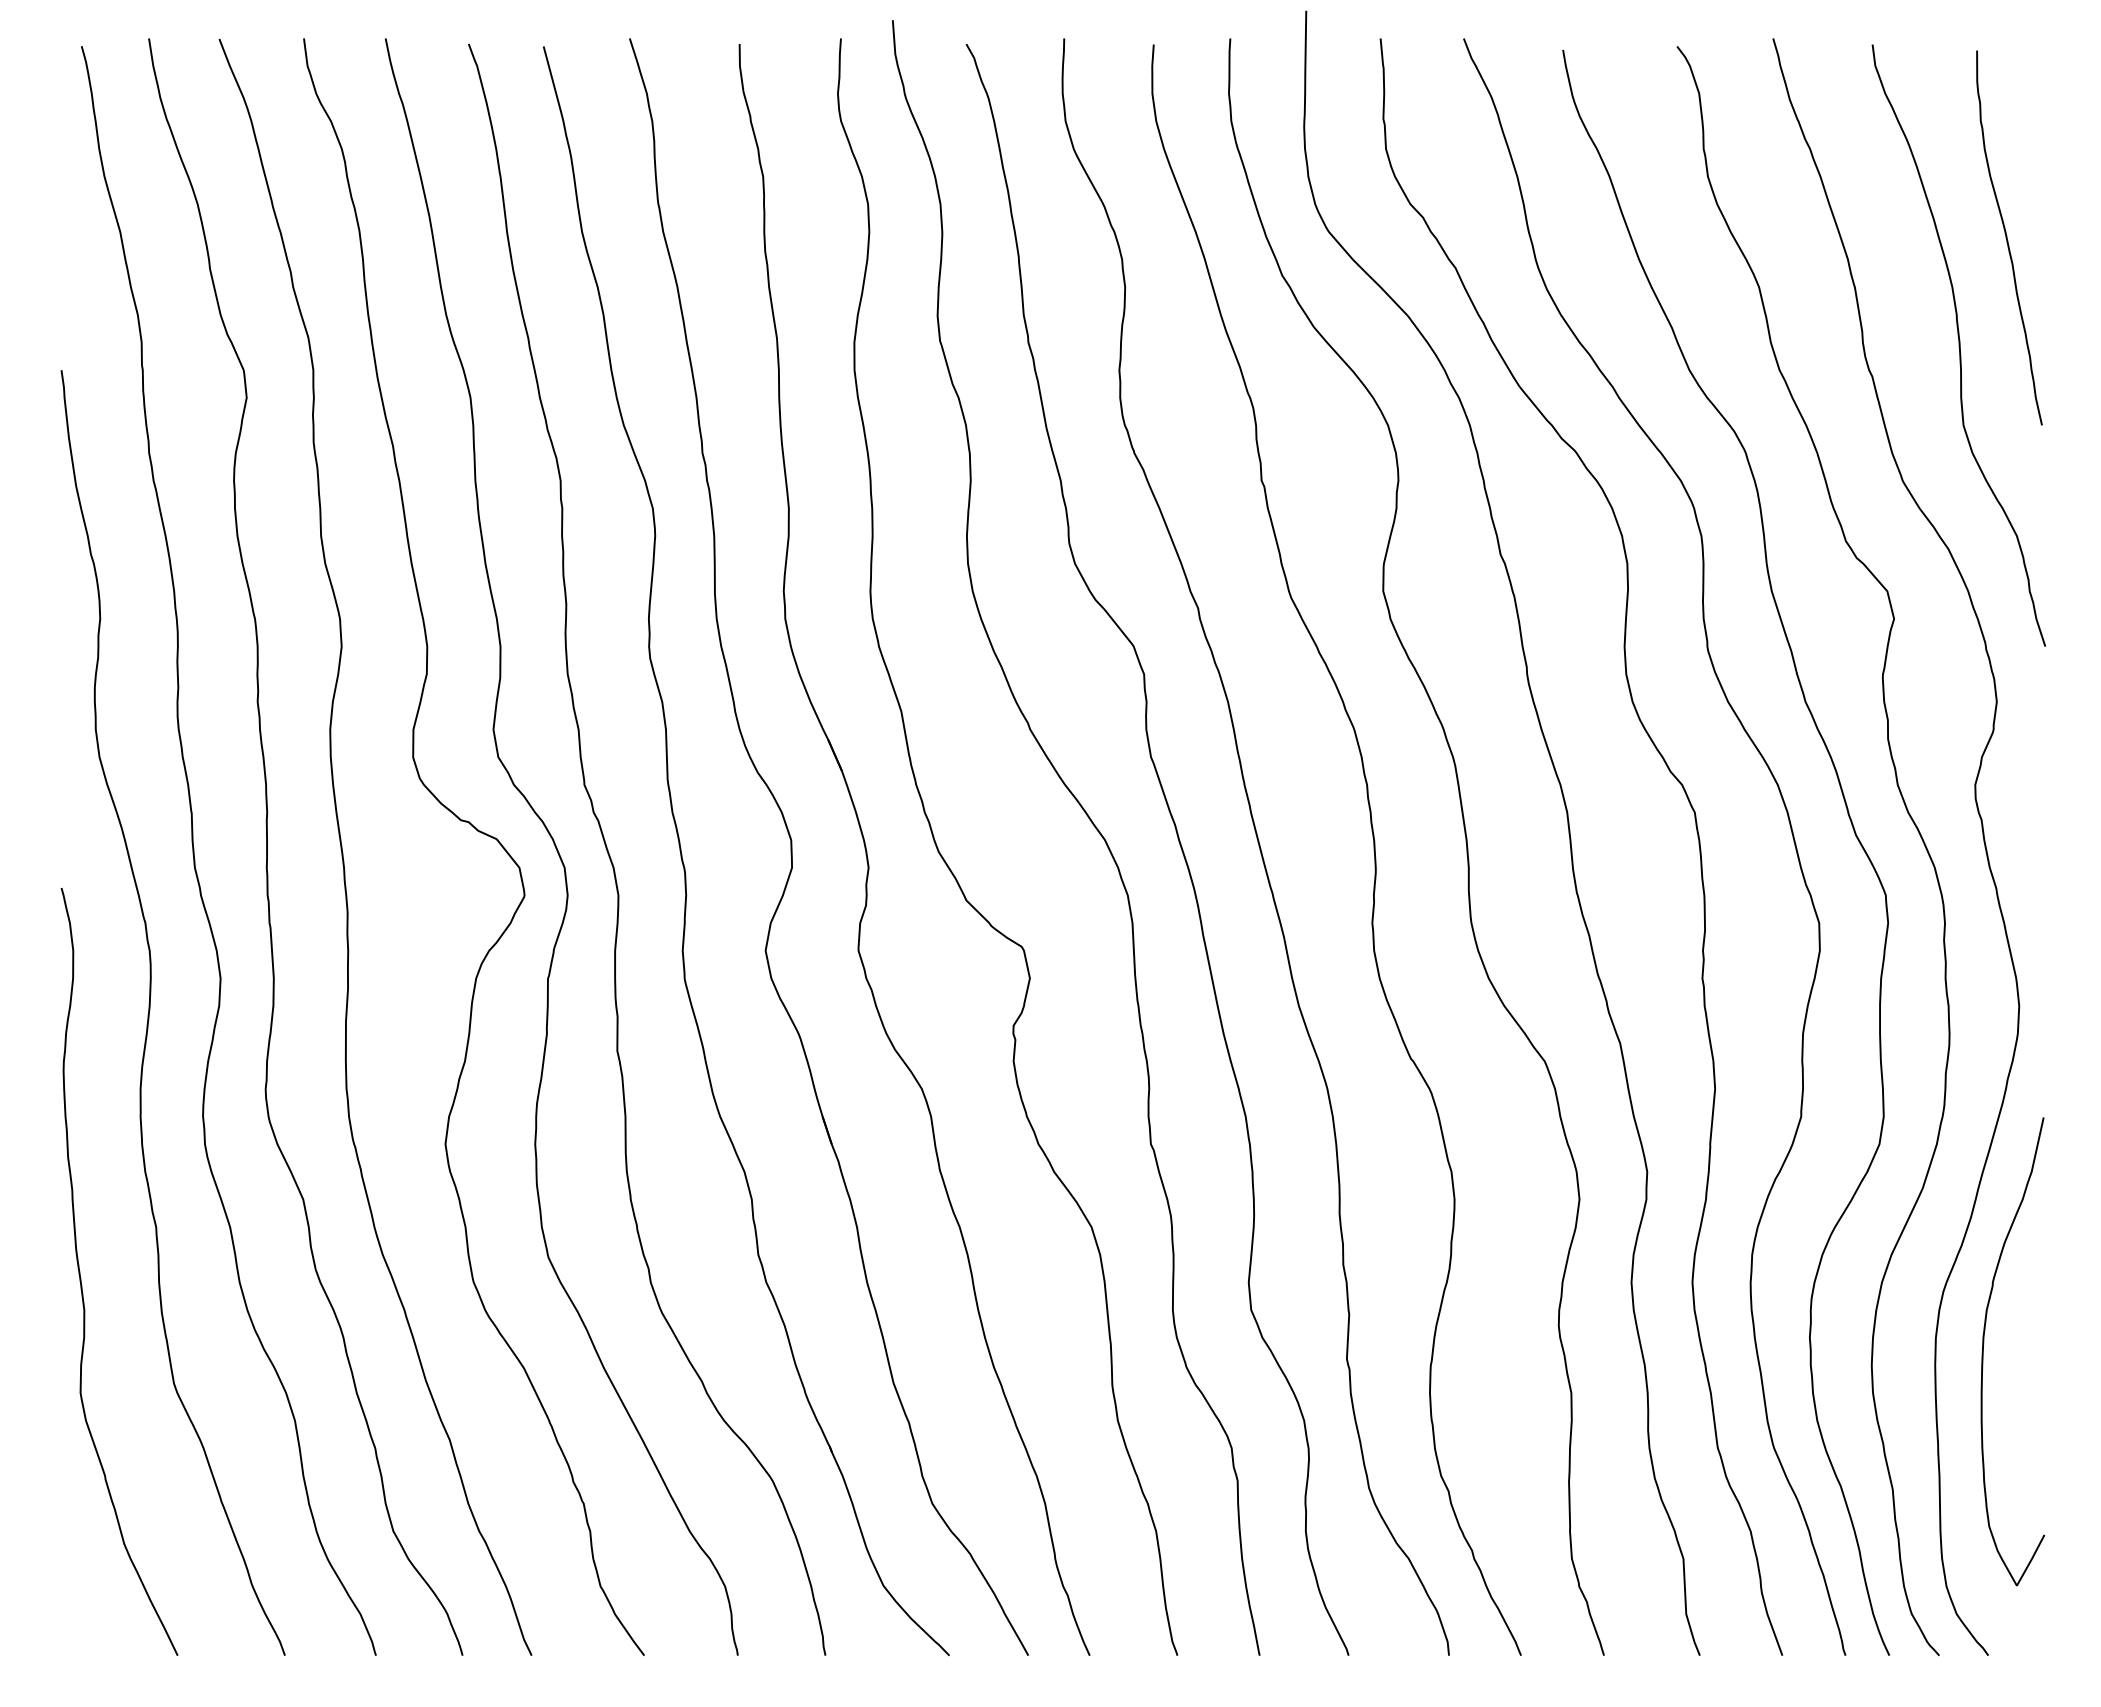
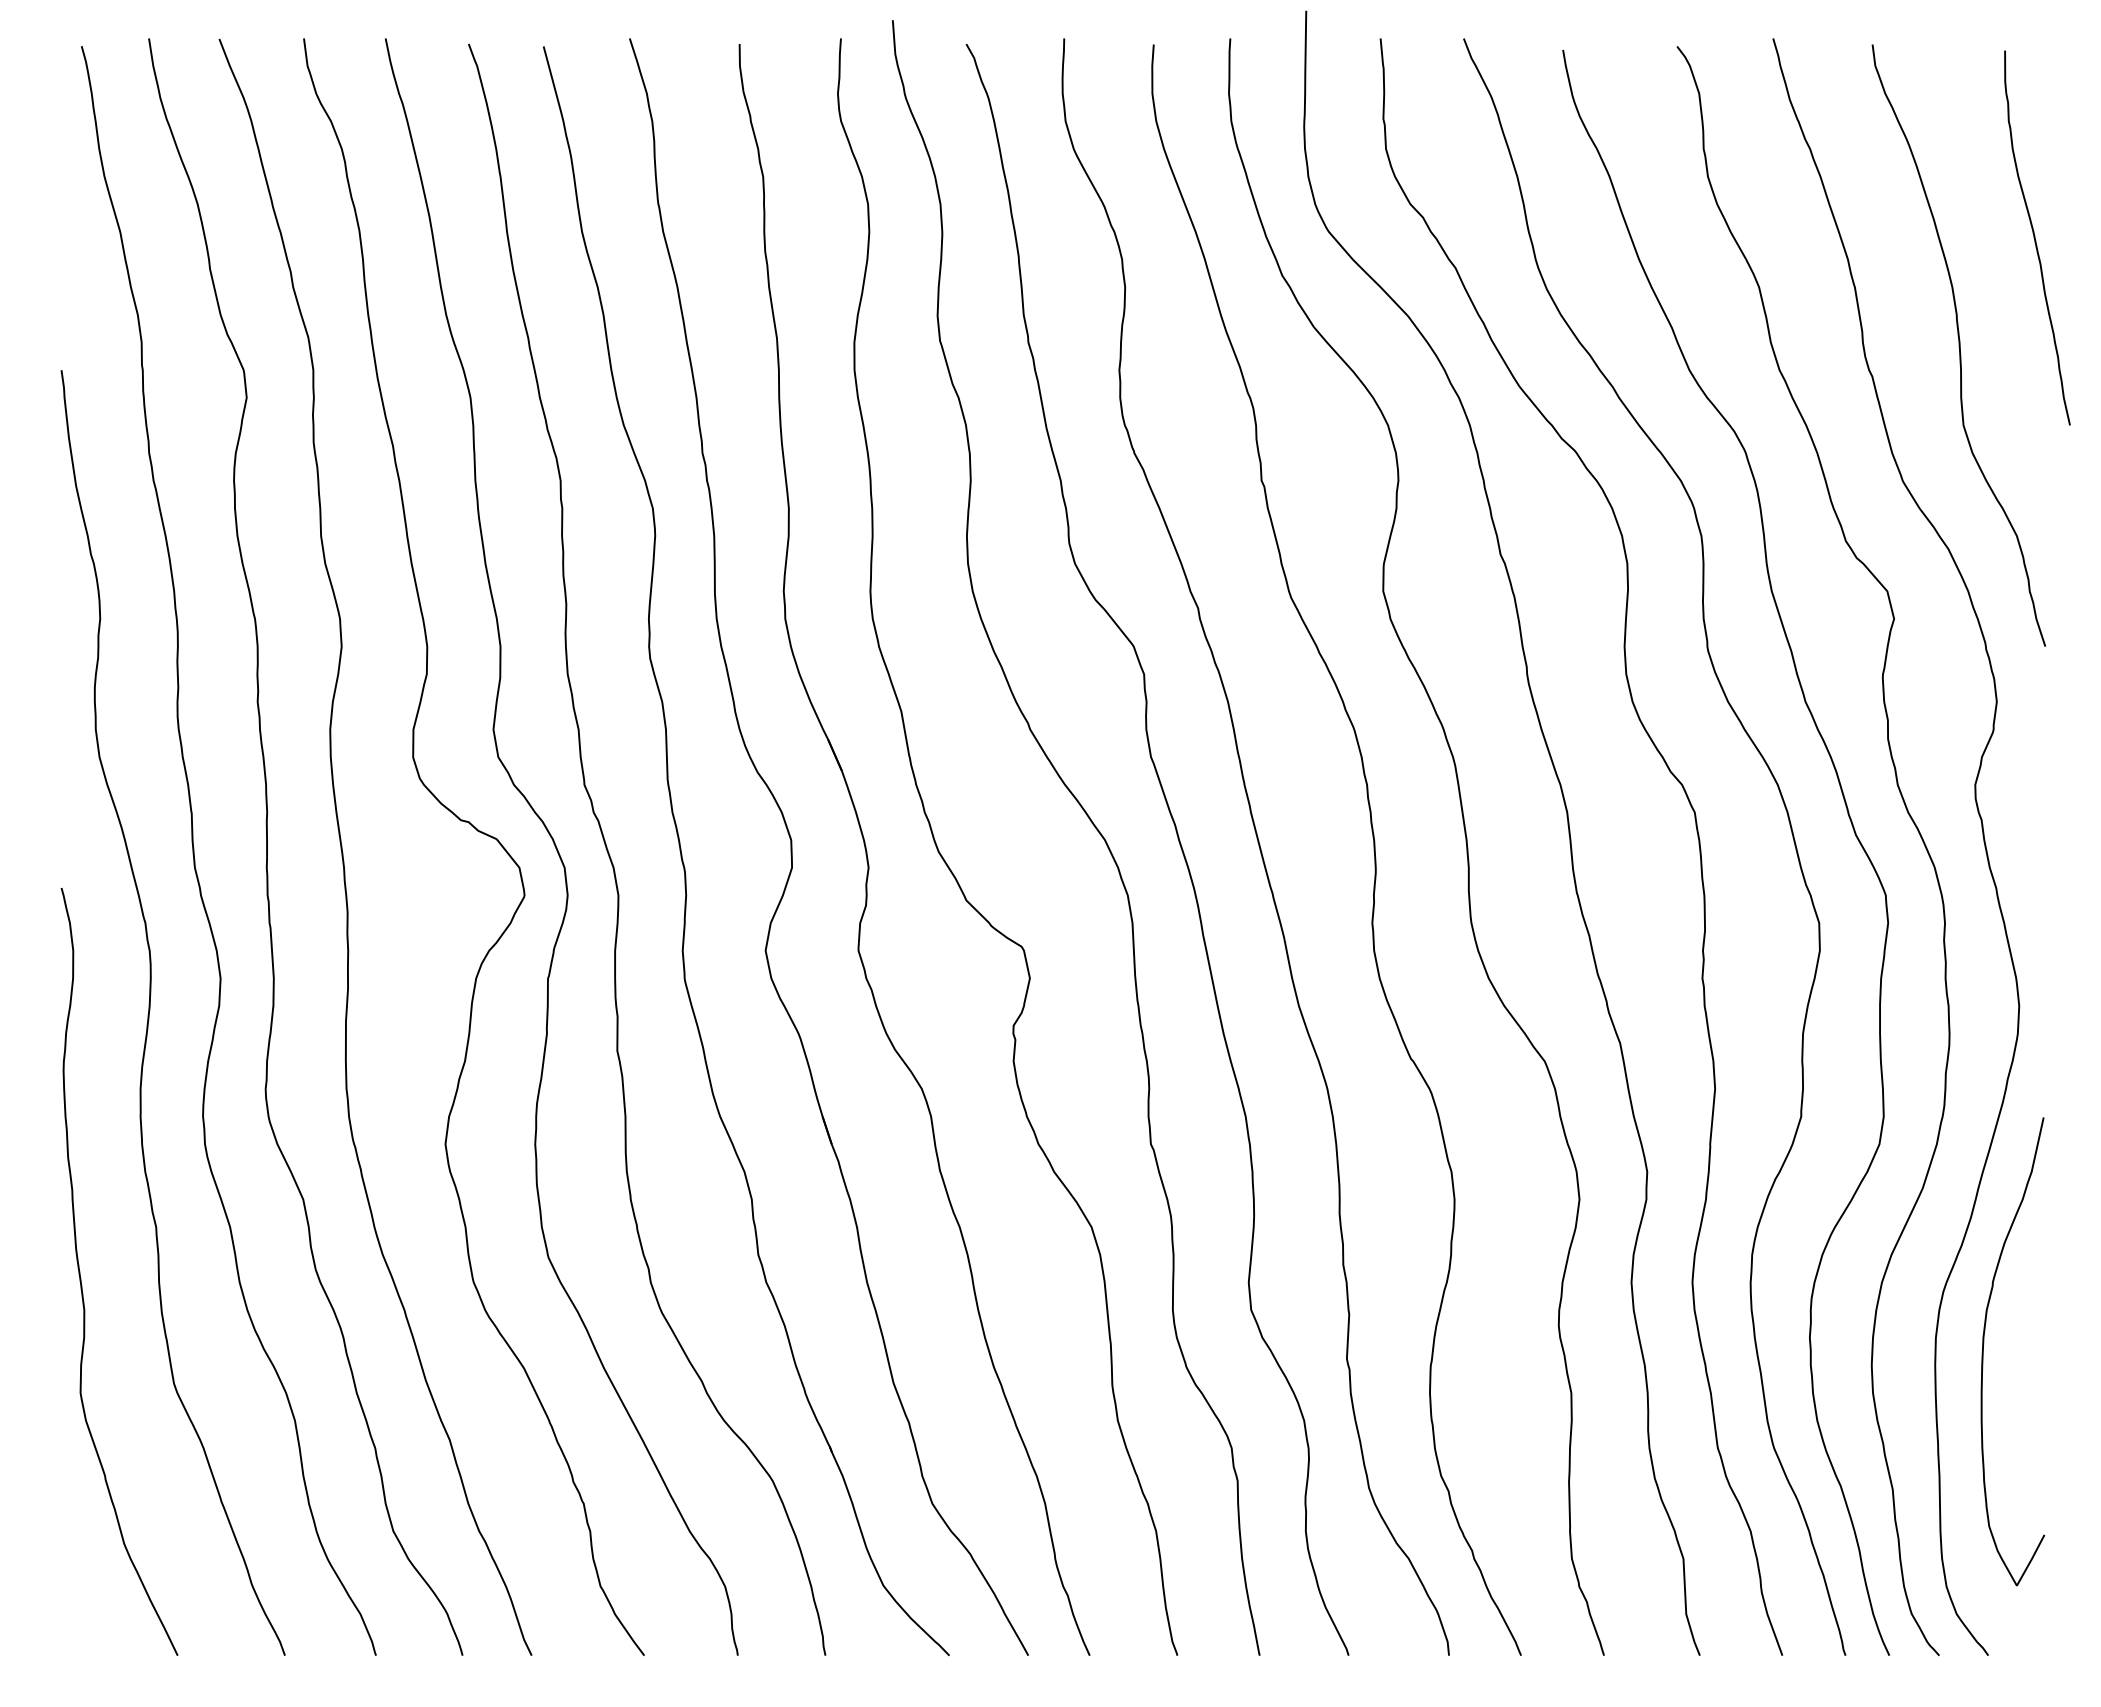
curve position: (2007, 237) -> (2035, 237) (2035, 237)
